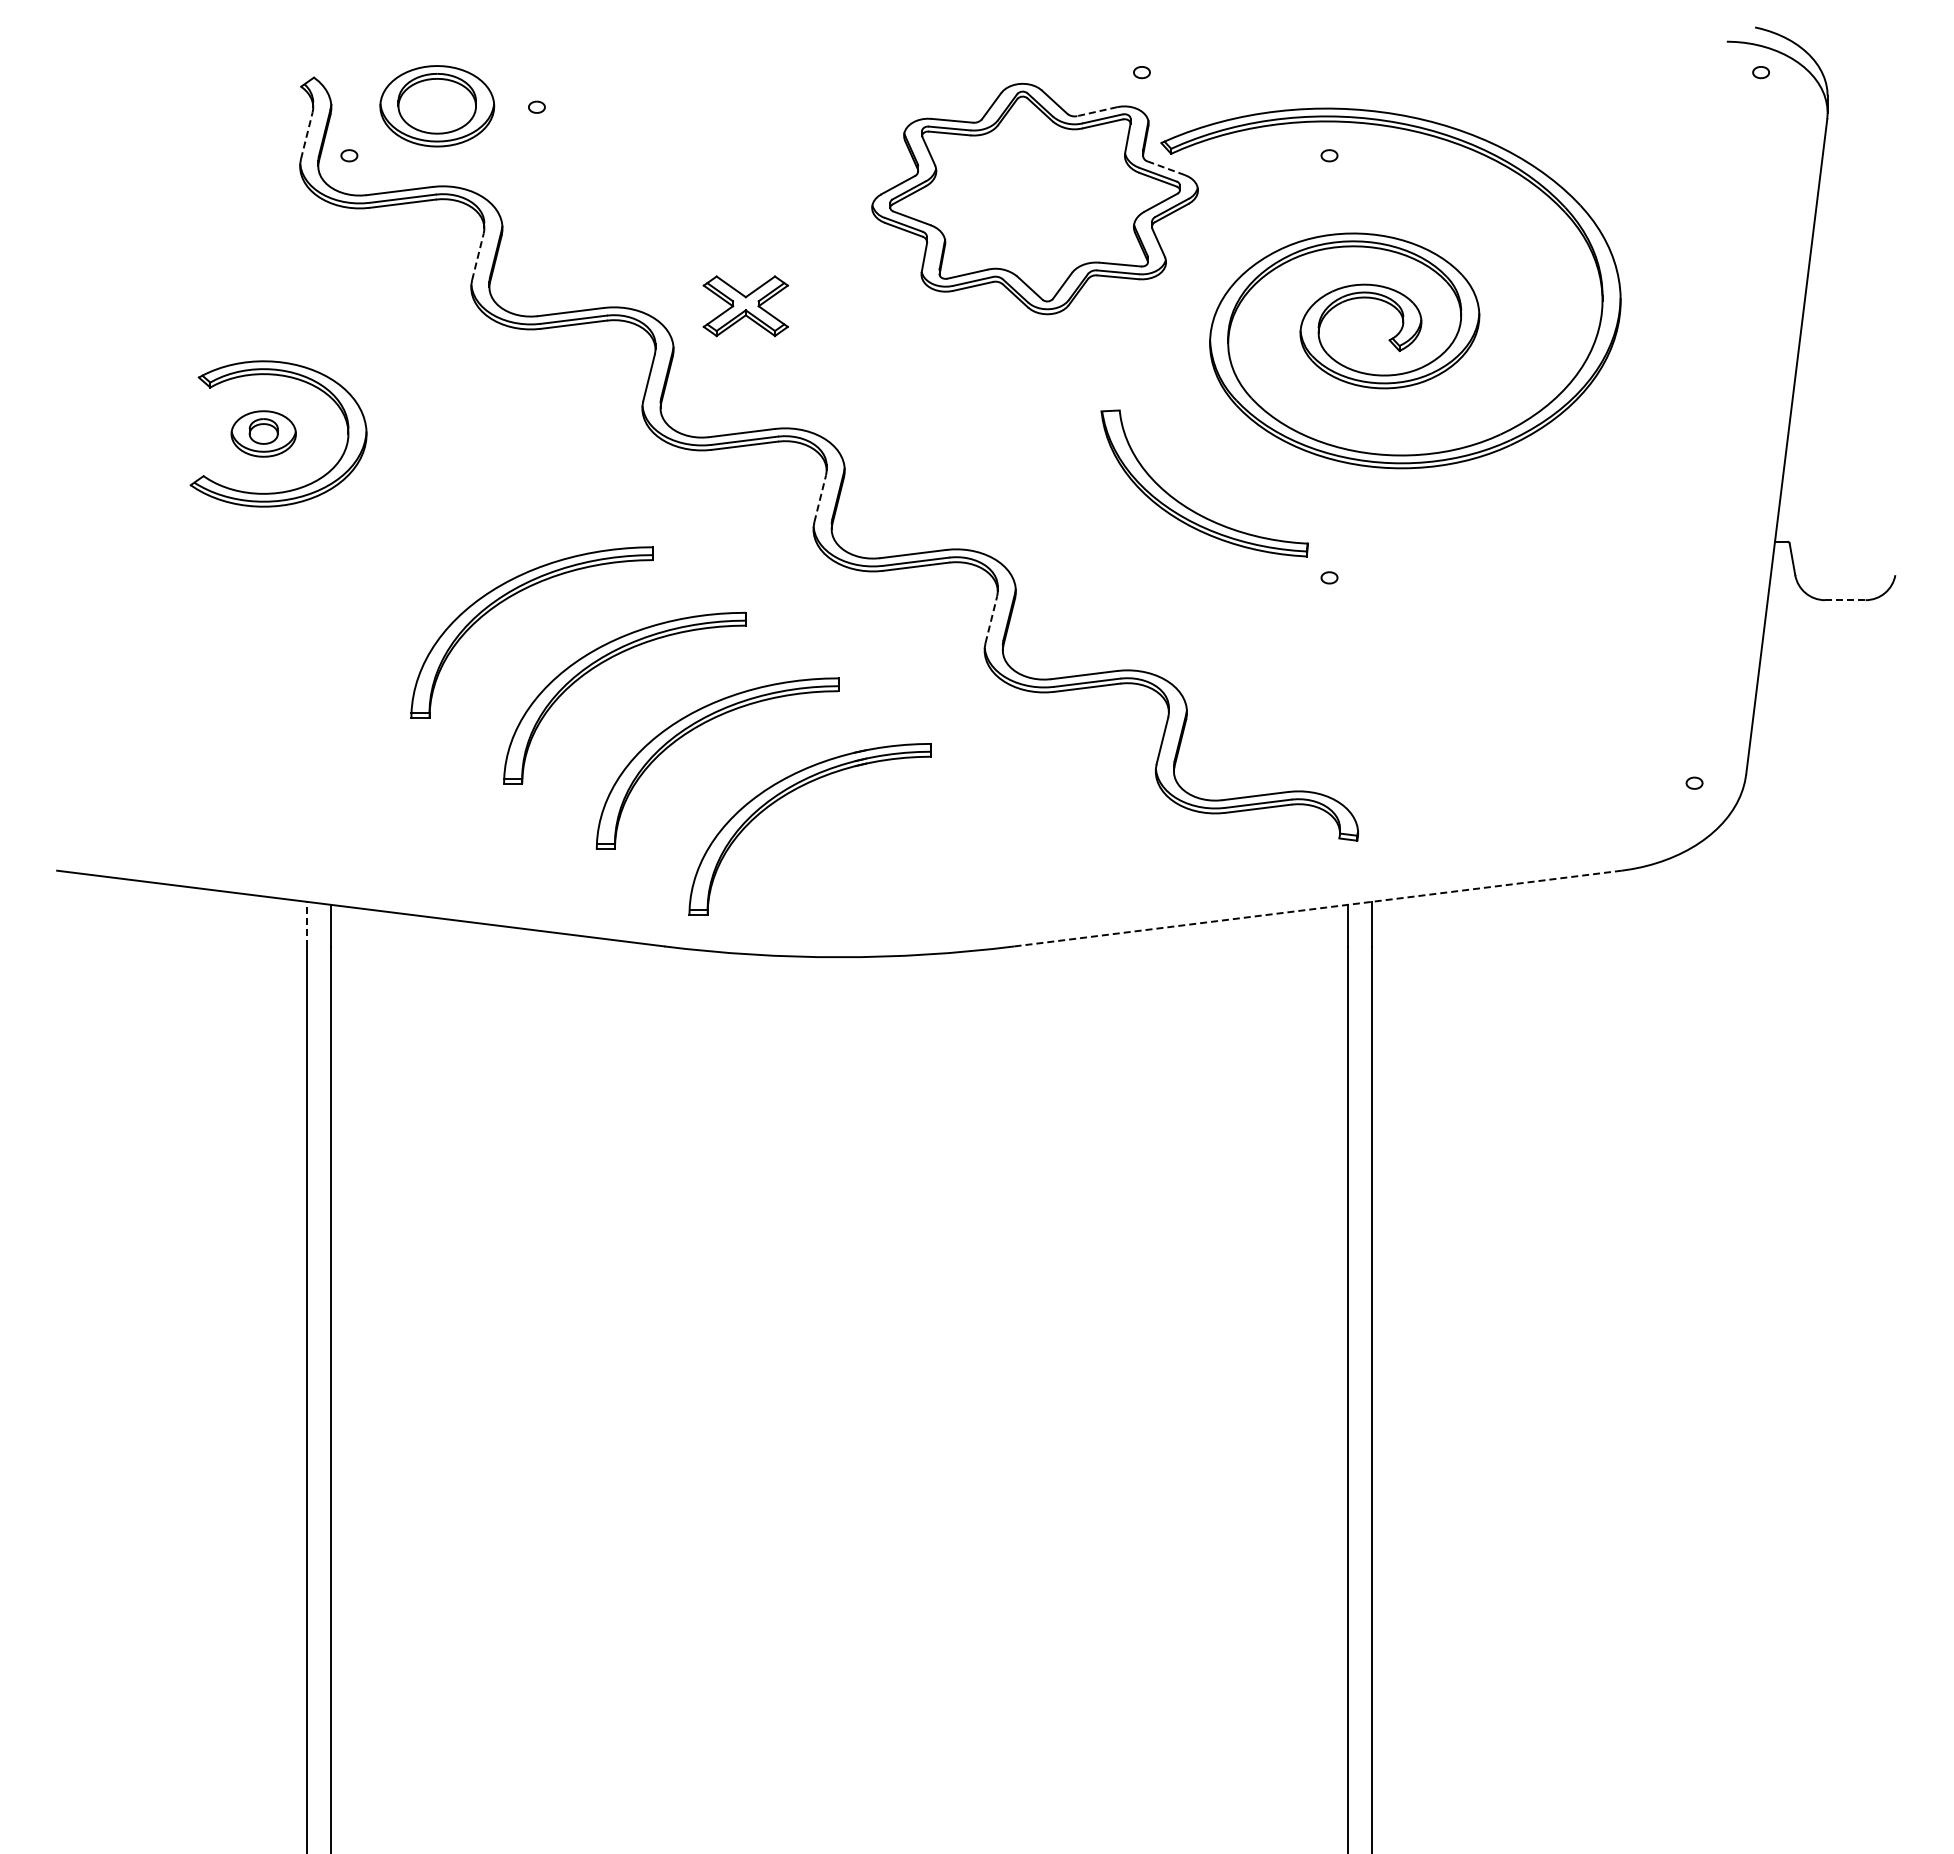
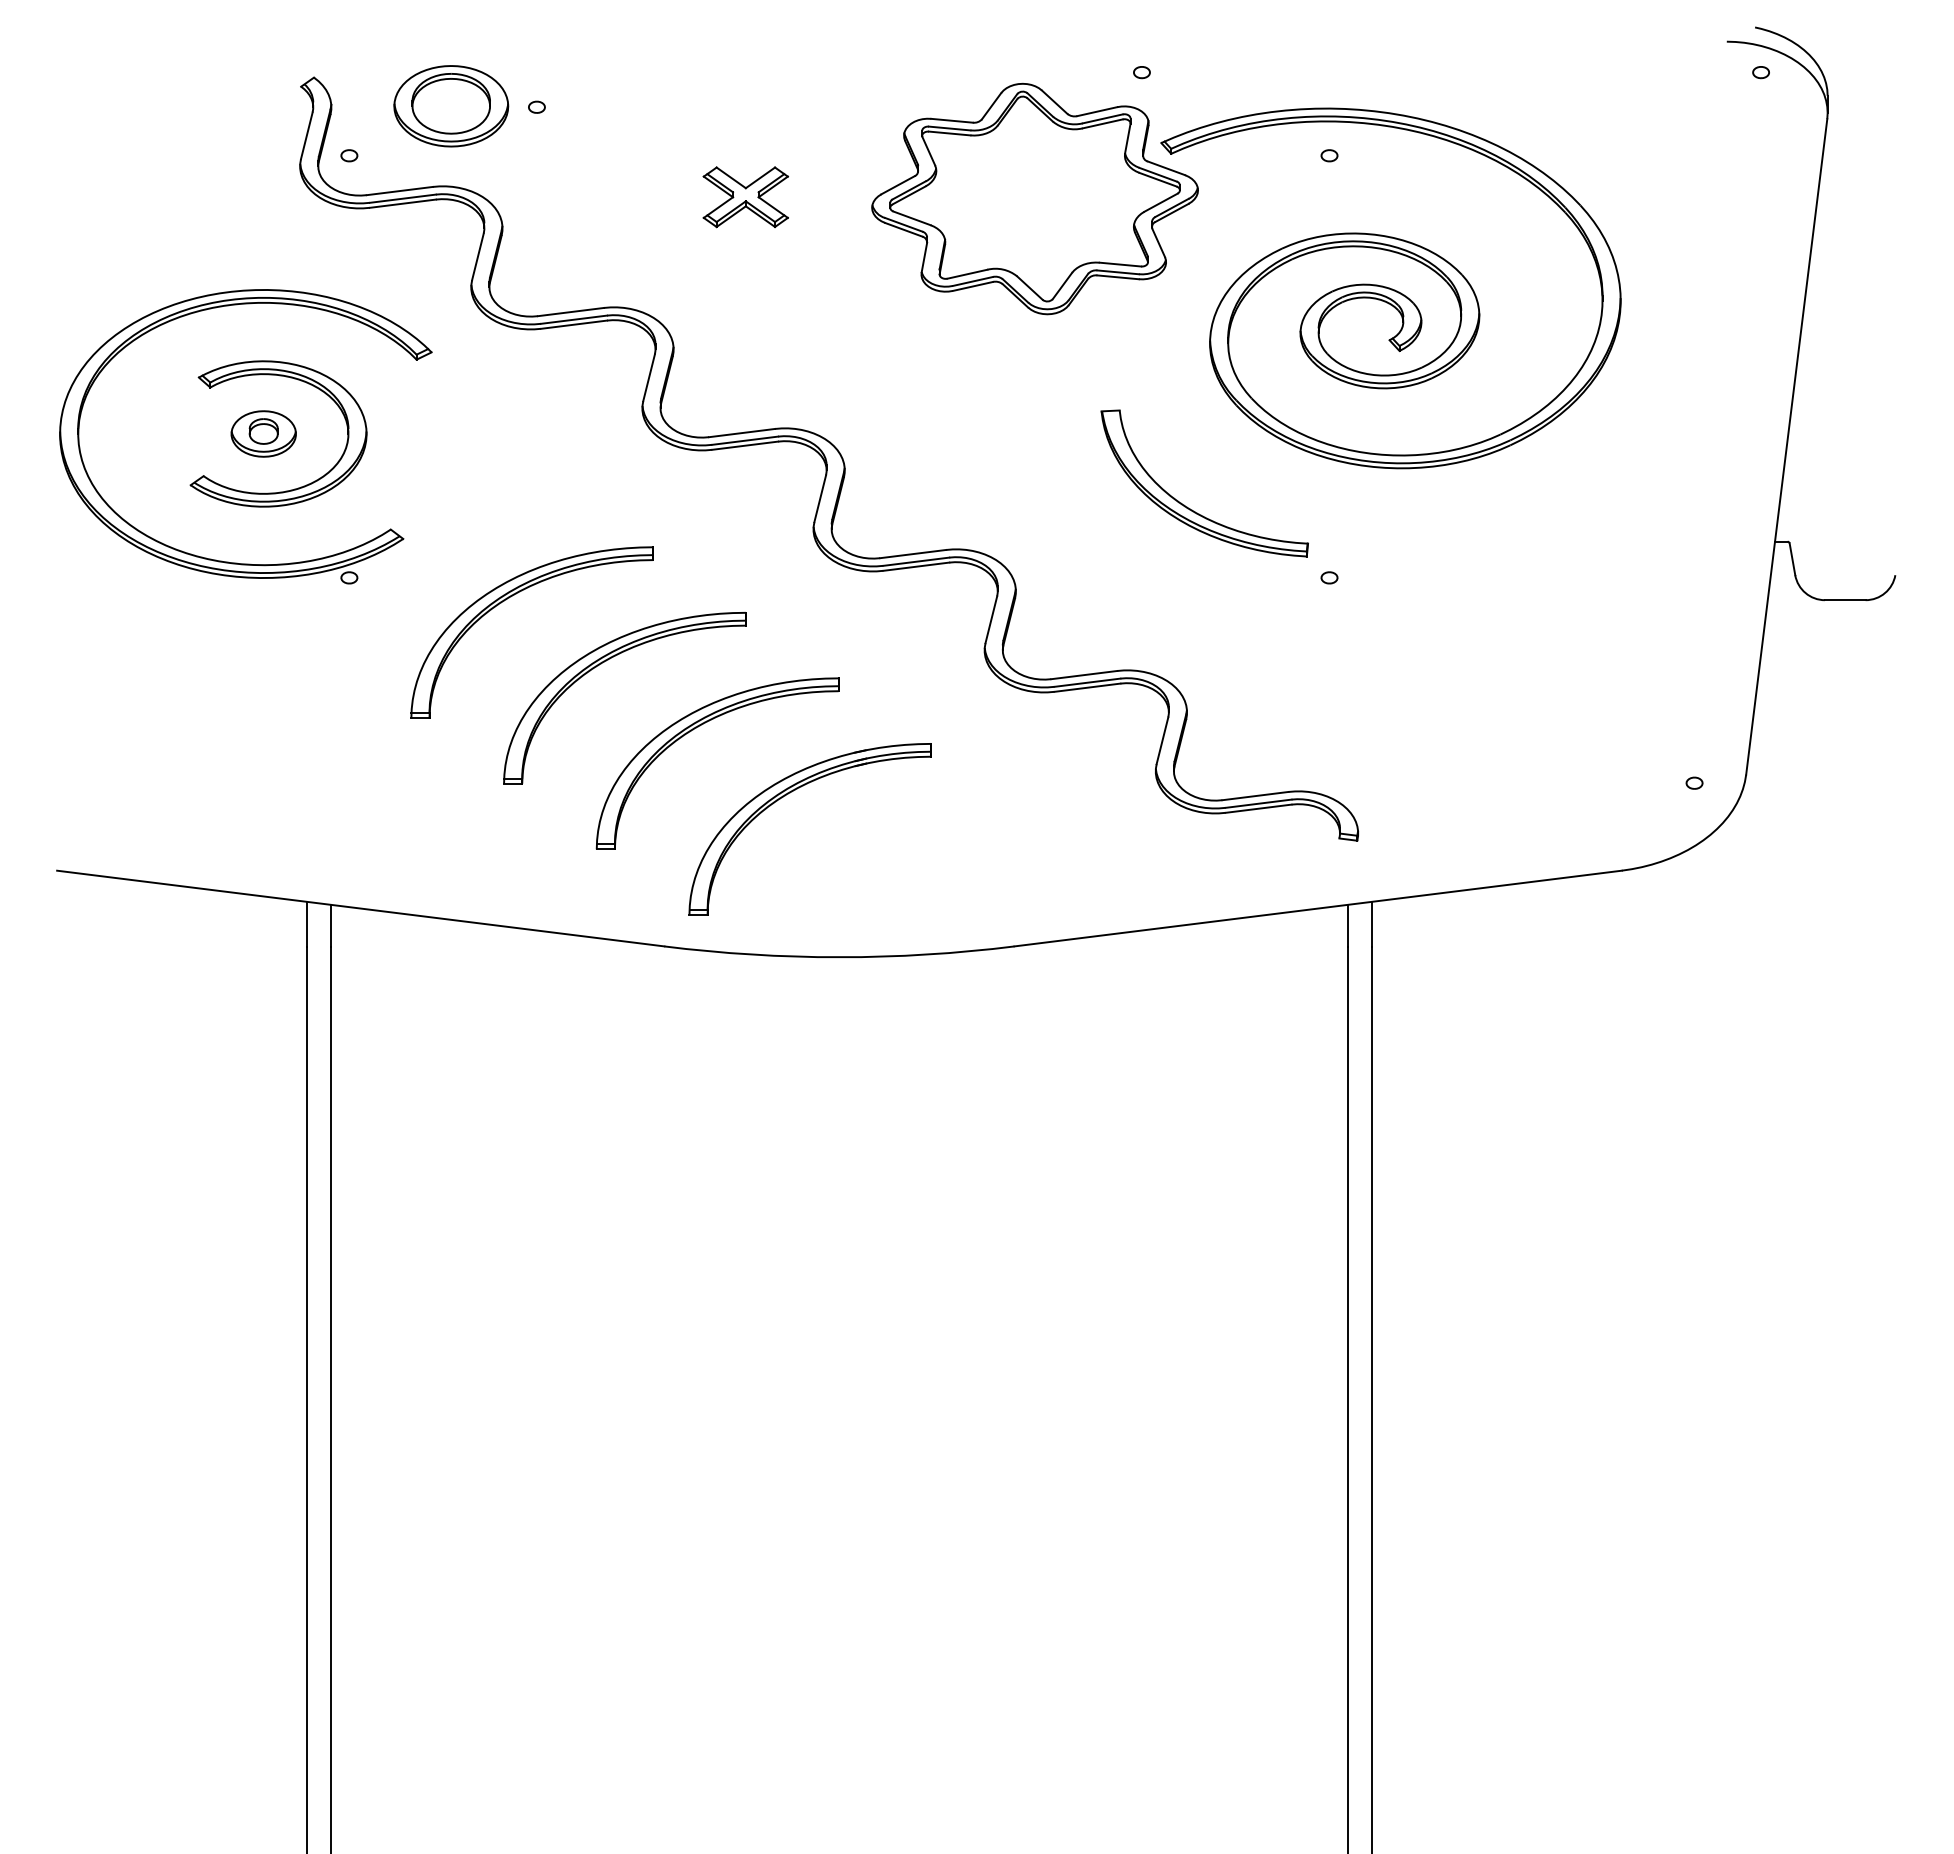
part position: (437, 106) -> (451, 106) (451, 106)
line: dashed -> solid (1096, 111)
line: dashed -> solid (306, 135)
line: dashed -> solid (1166, 168)
line: dashed -> solid (478, 256)
part position: (745, 306) -> (745, 197) (745, 197)
line: dashed -> solid (820, 498)
part: none -> present (228, 561)
line: dashed -> solid (1845, 600)
line: dashed -> solid (991, 619)
line: dashed -> solid (1318, 908)
line: dashed -> solid (307, 923)
